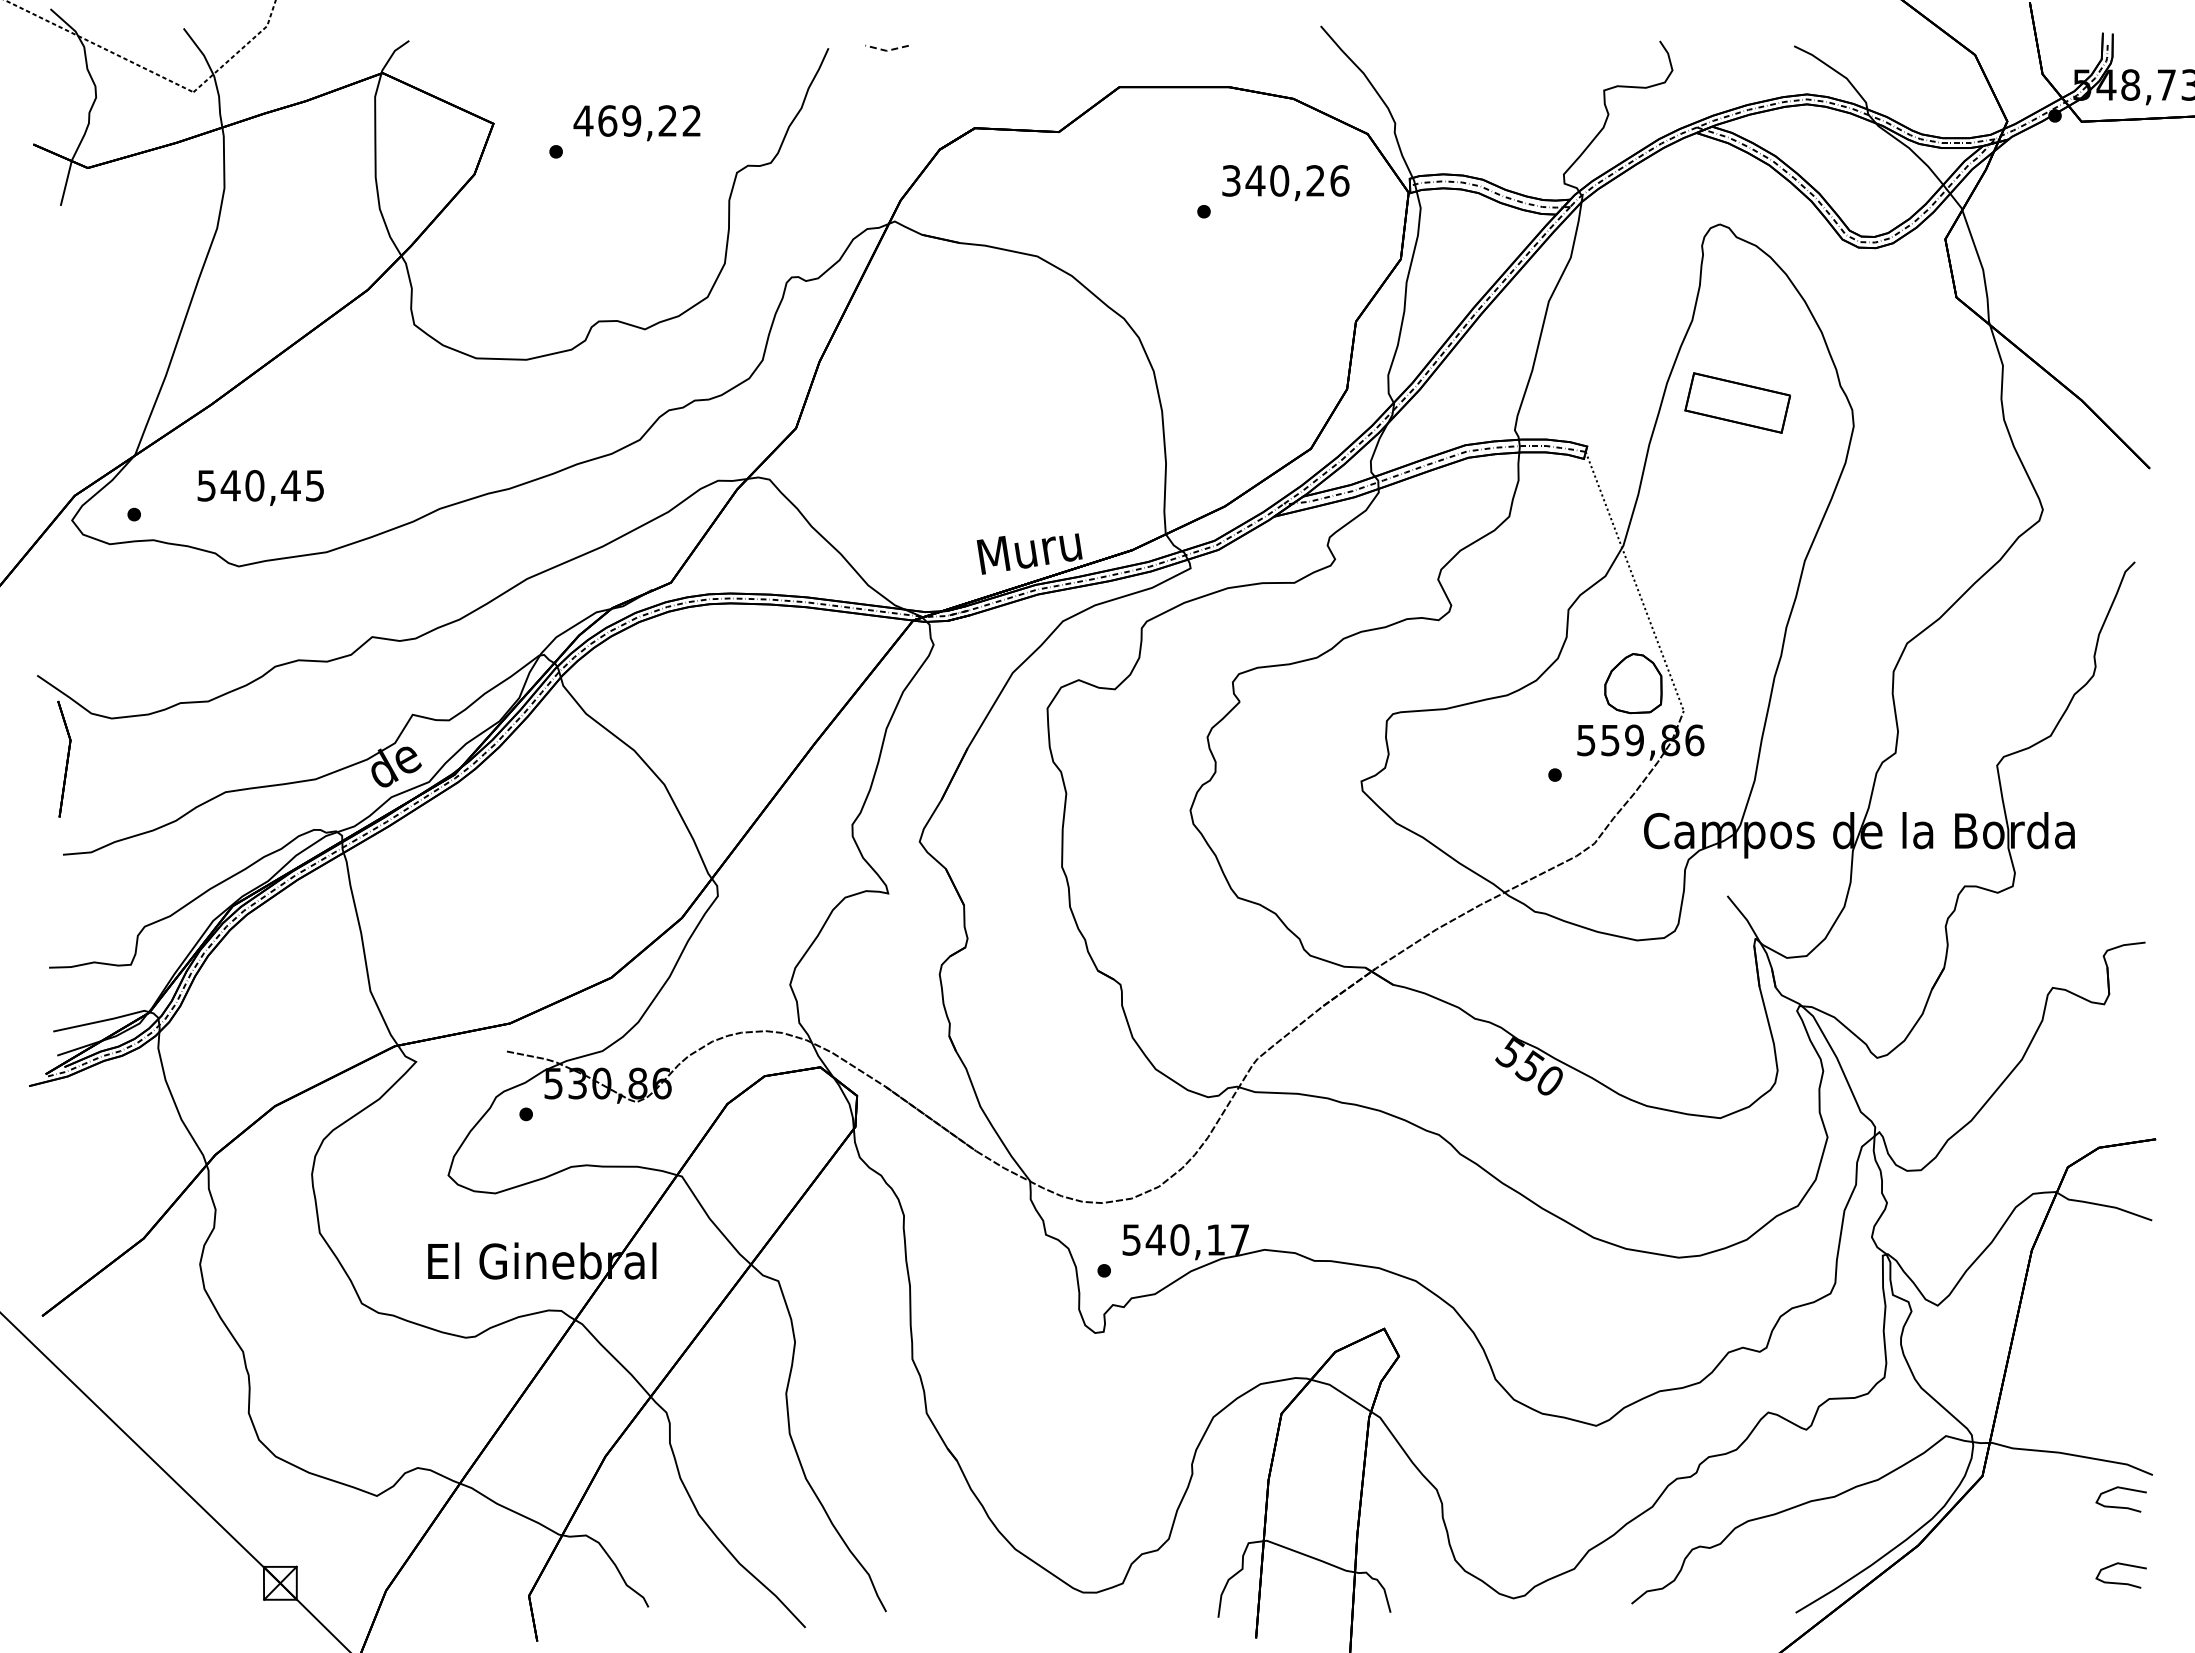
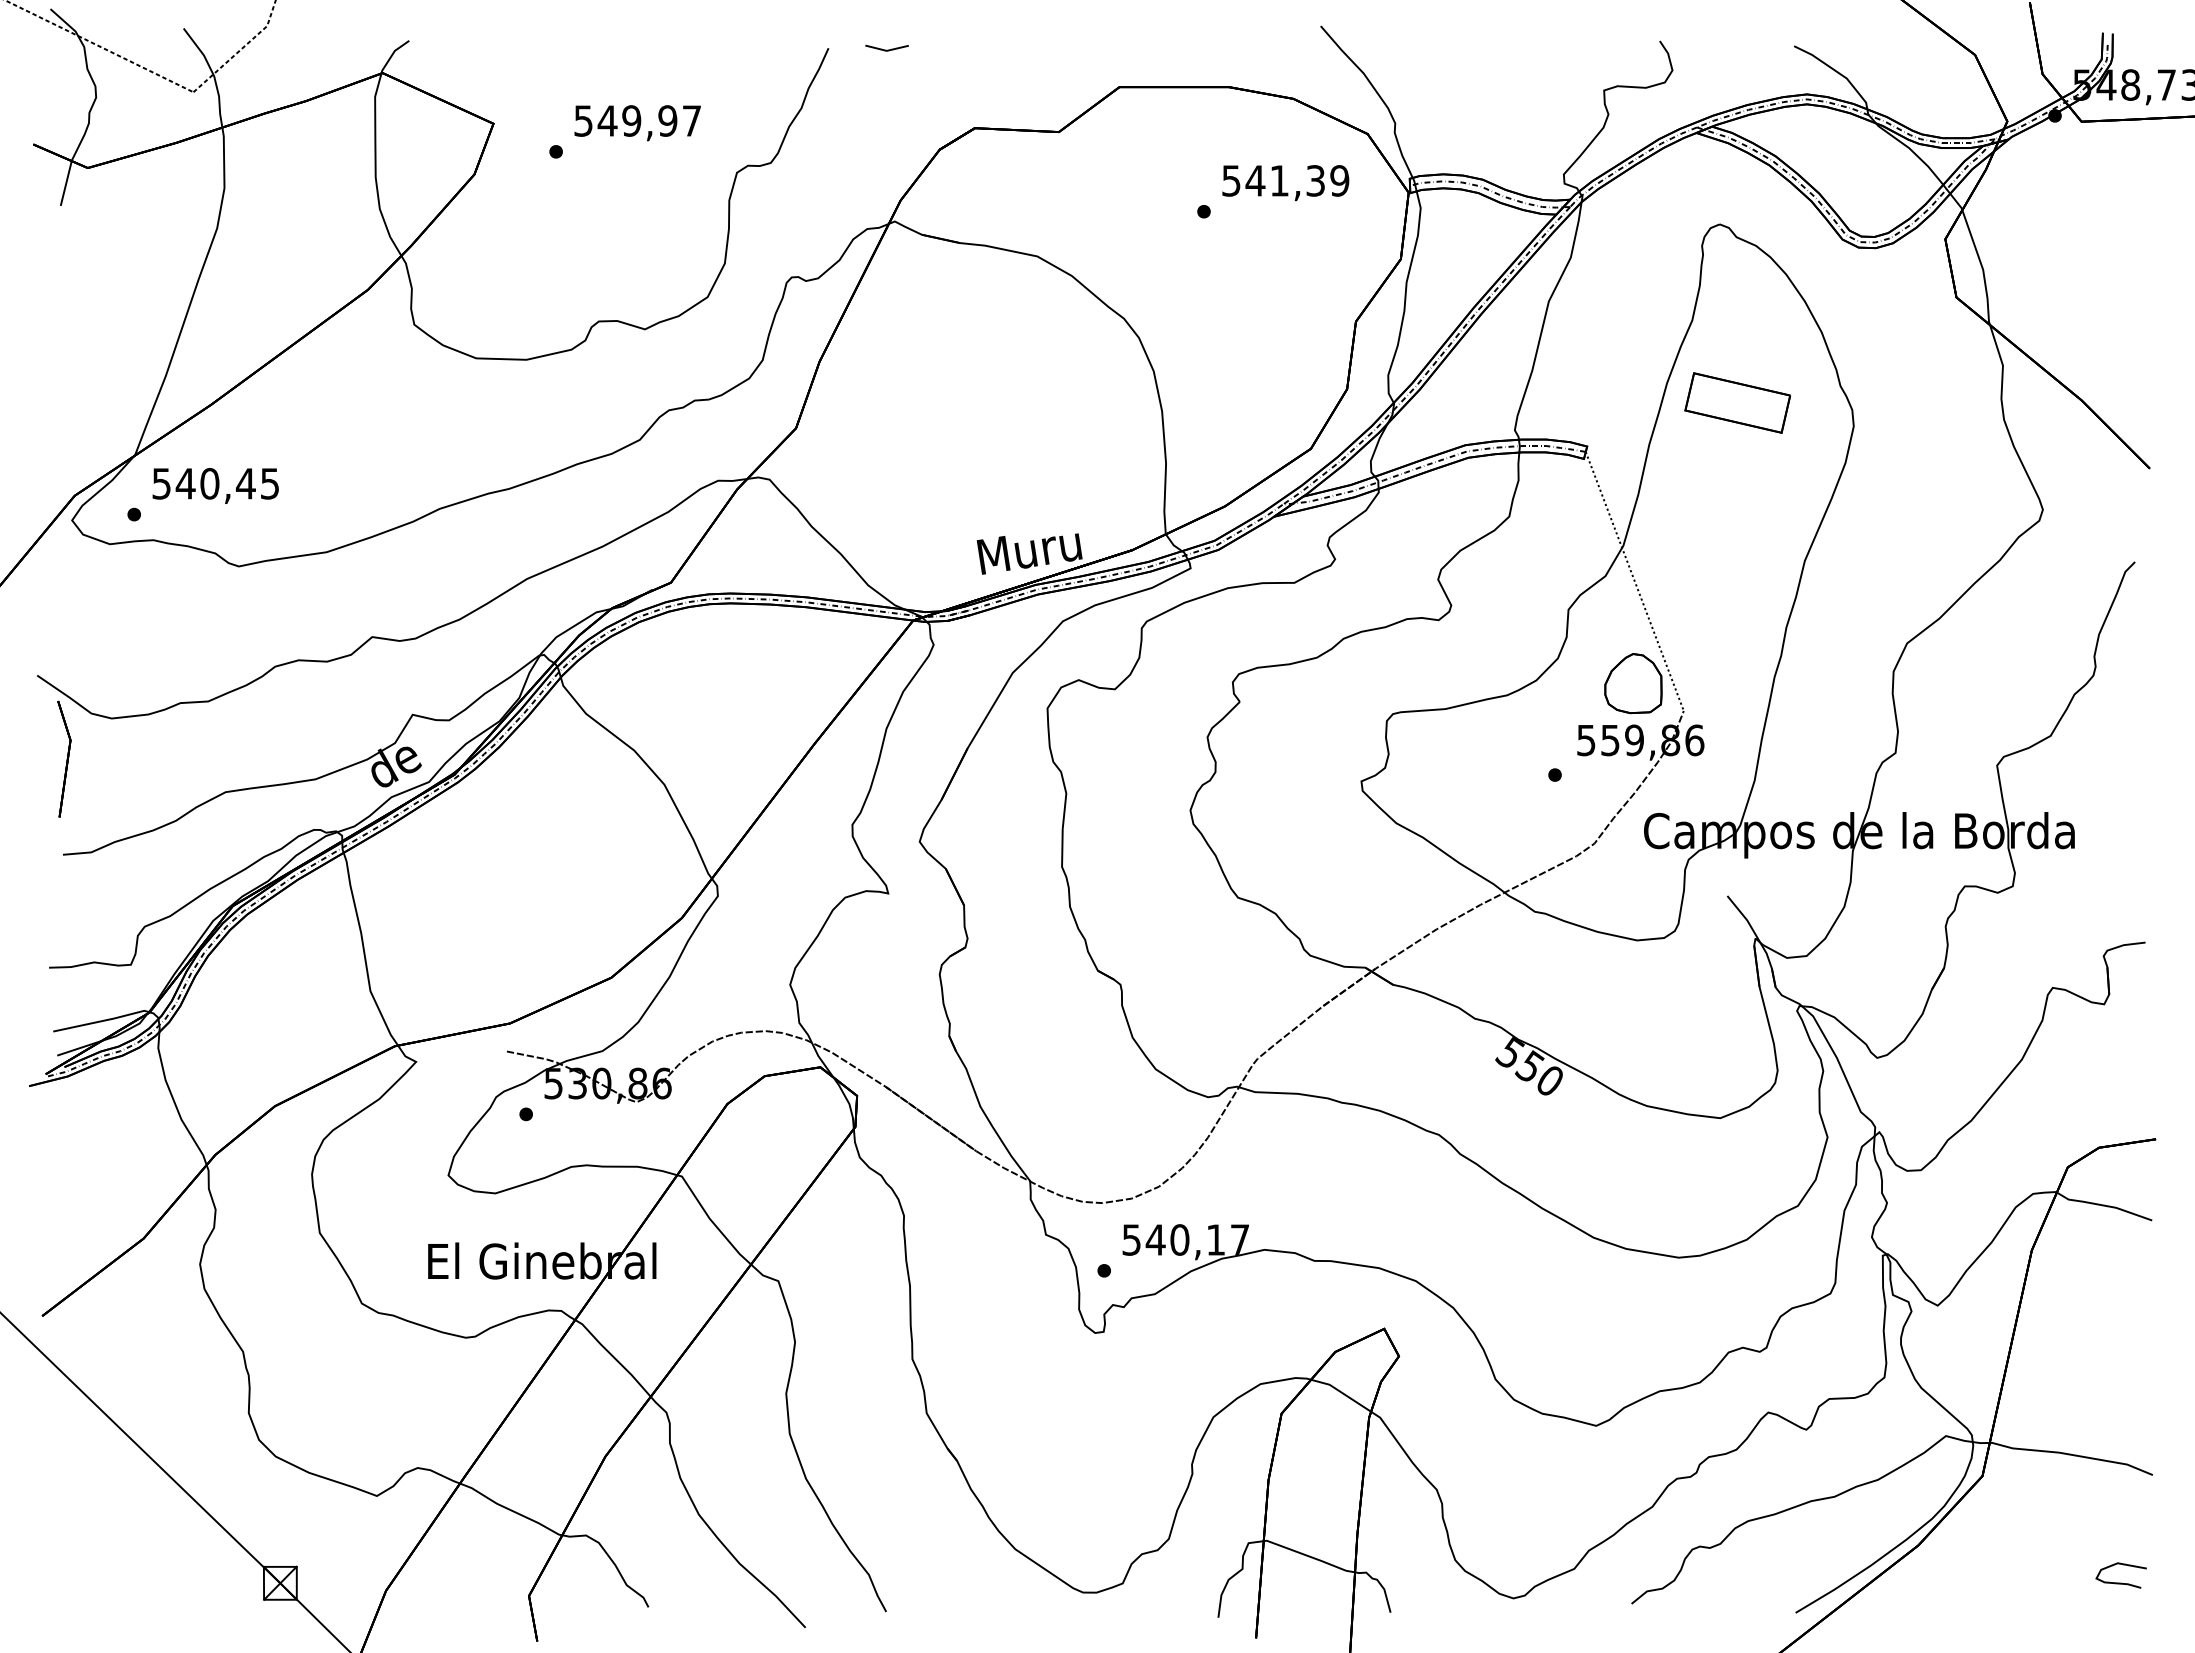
line: dashed -> solid (886, 50)
text: 469,22 -> 549,97 (636, 120)
text: 340,26 -> 541,39 (1286, 180)
text position: (260, 487) -> (215, 485) (215, 485)
curve: present -> none (2120, 1506)
